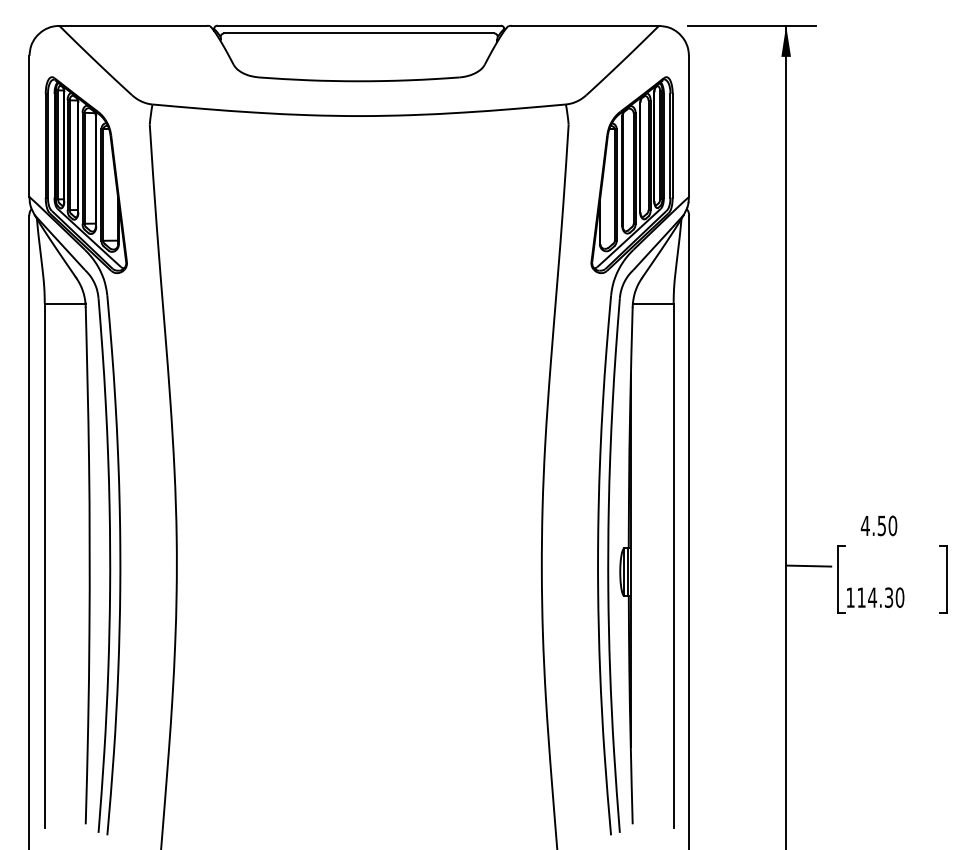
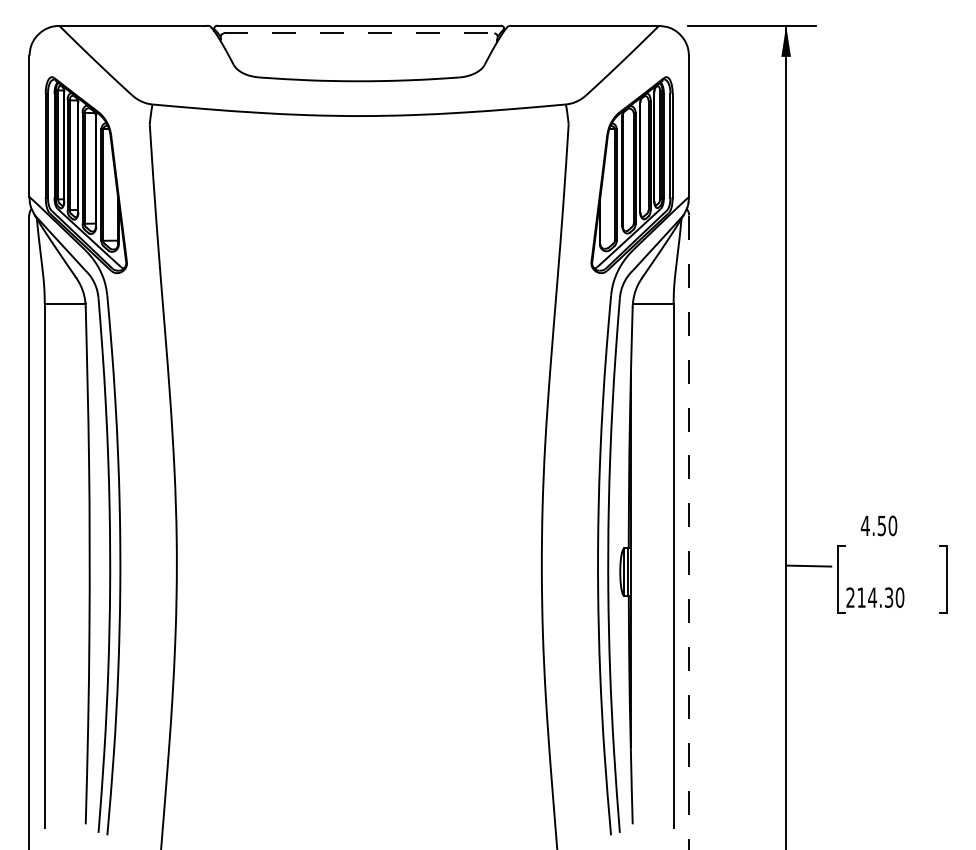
line: solid -> dashed (359, 33)
line: solid -> dashed (689, 533)
text: 114.30 -> 214.30 (850, 597)
